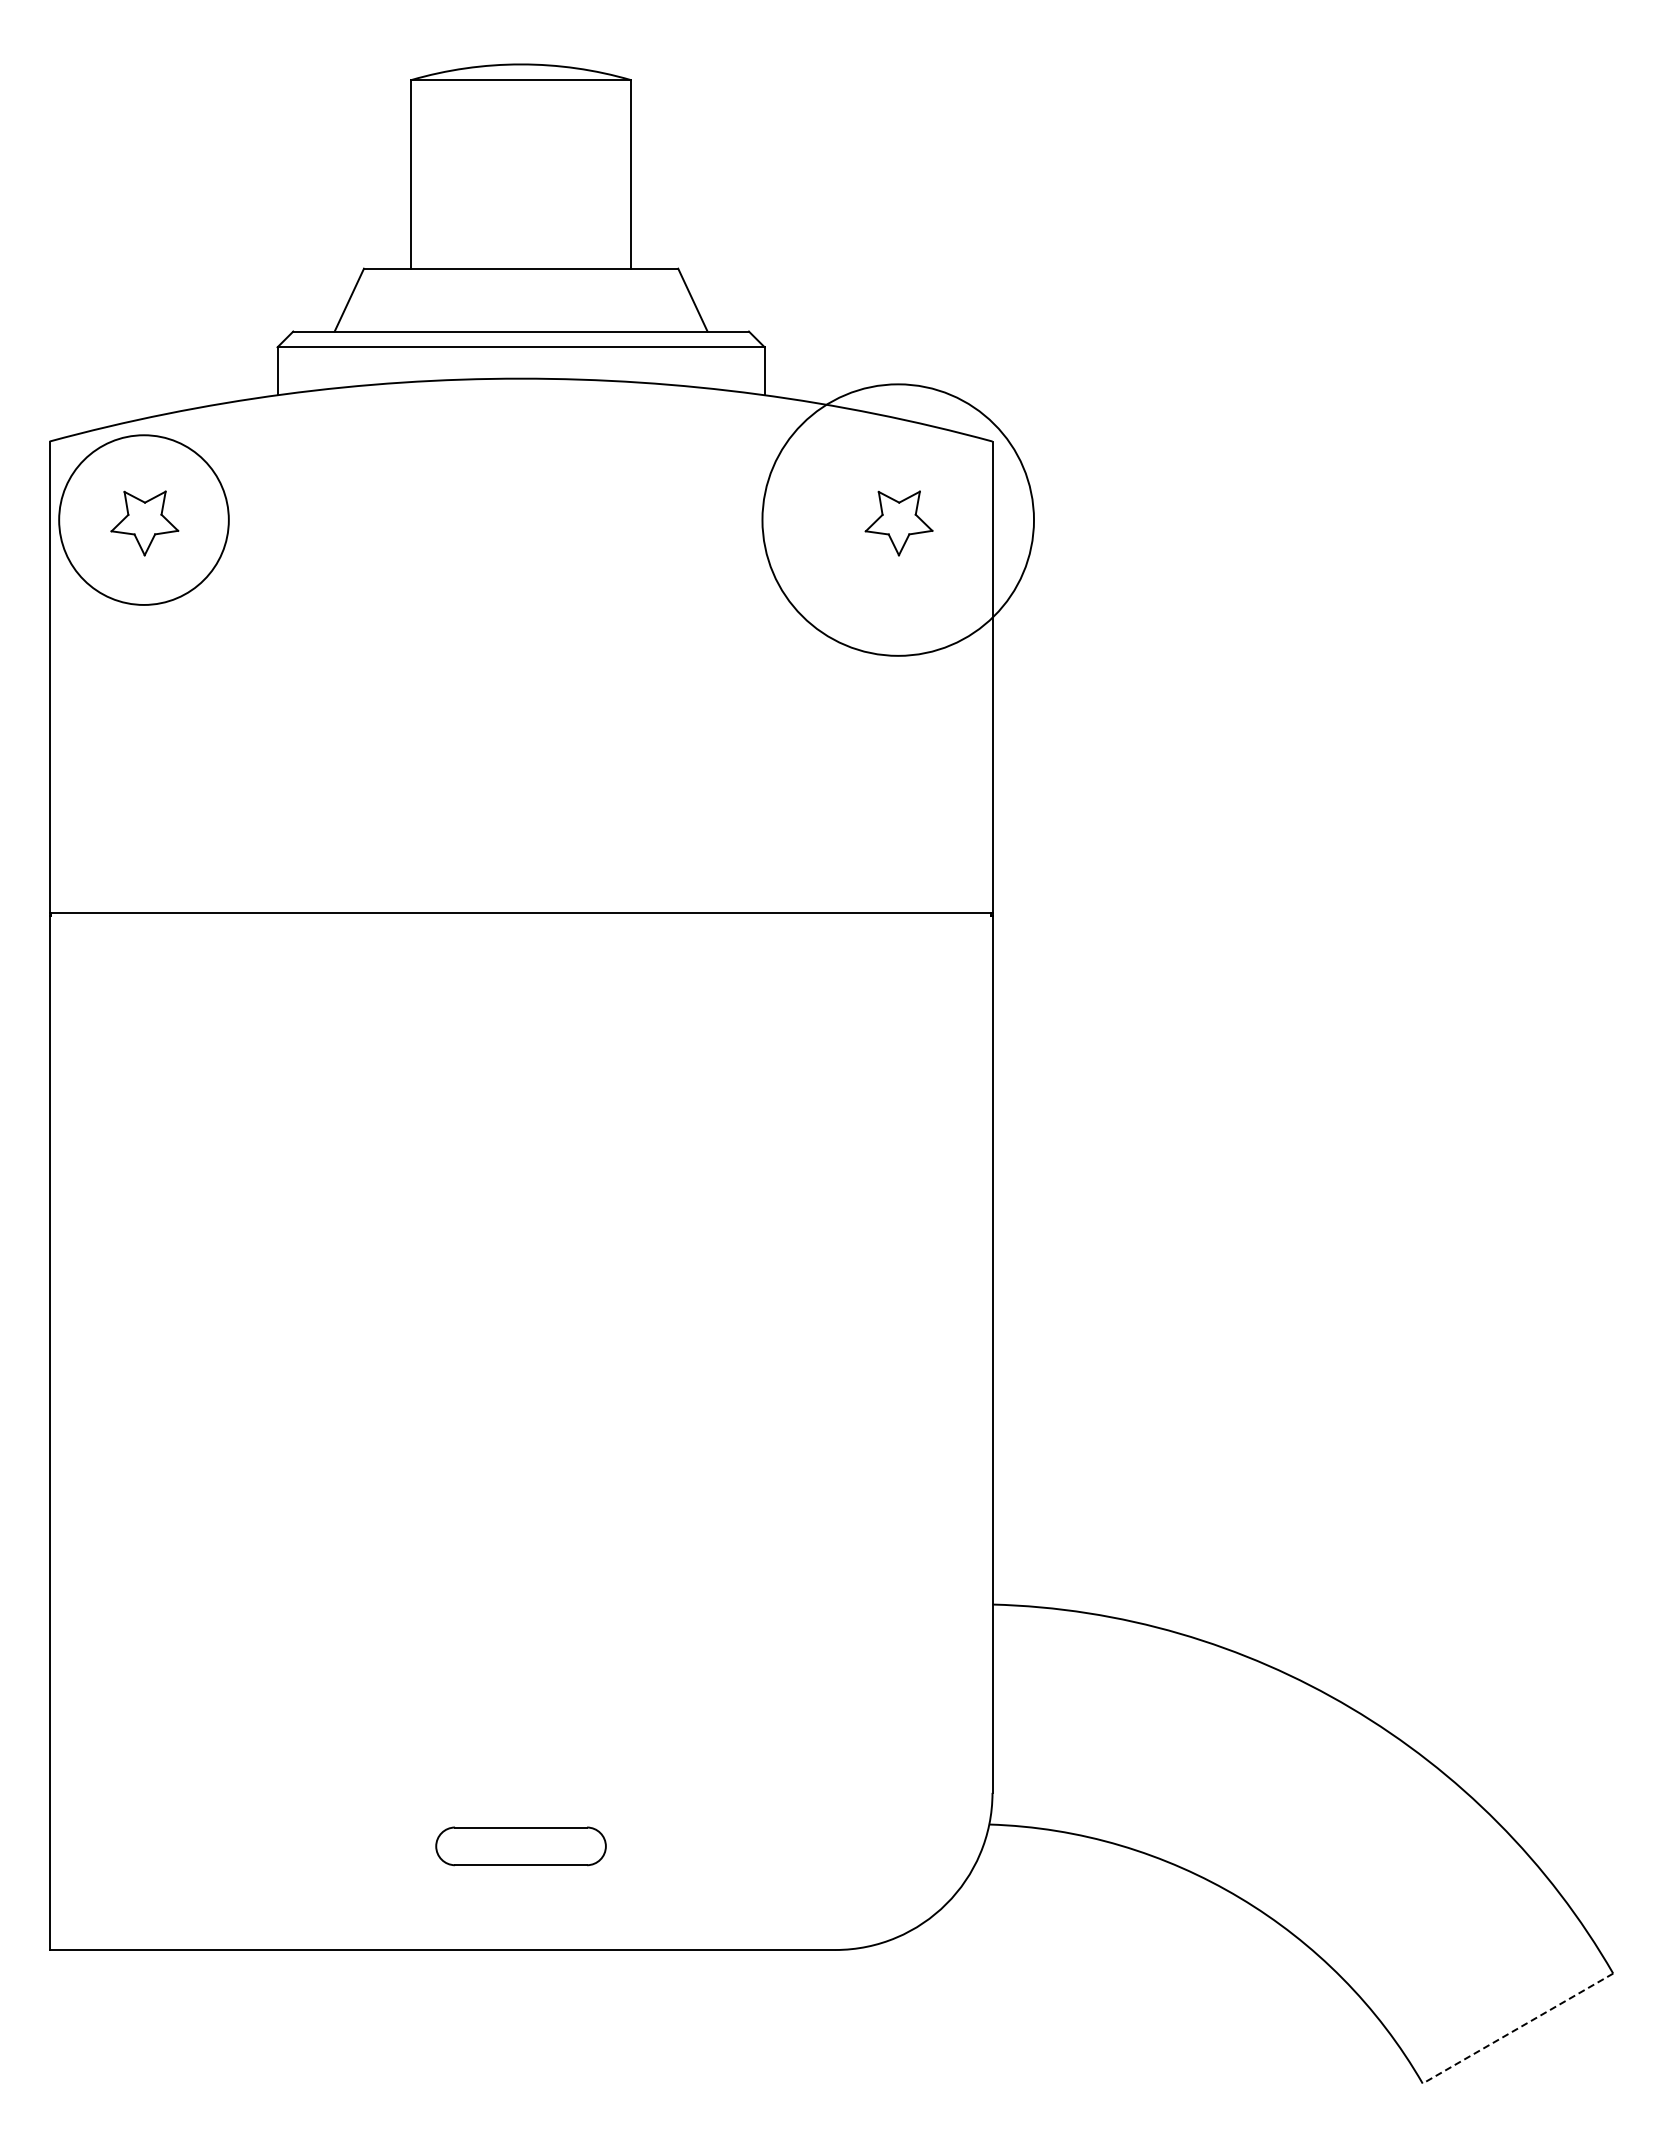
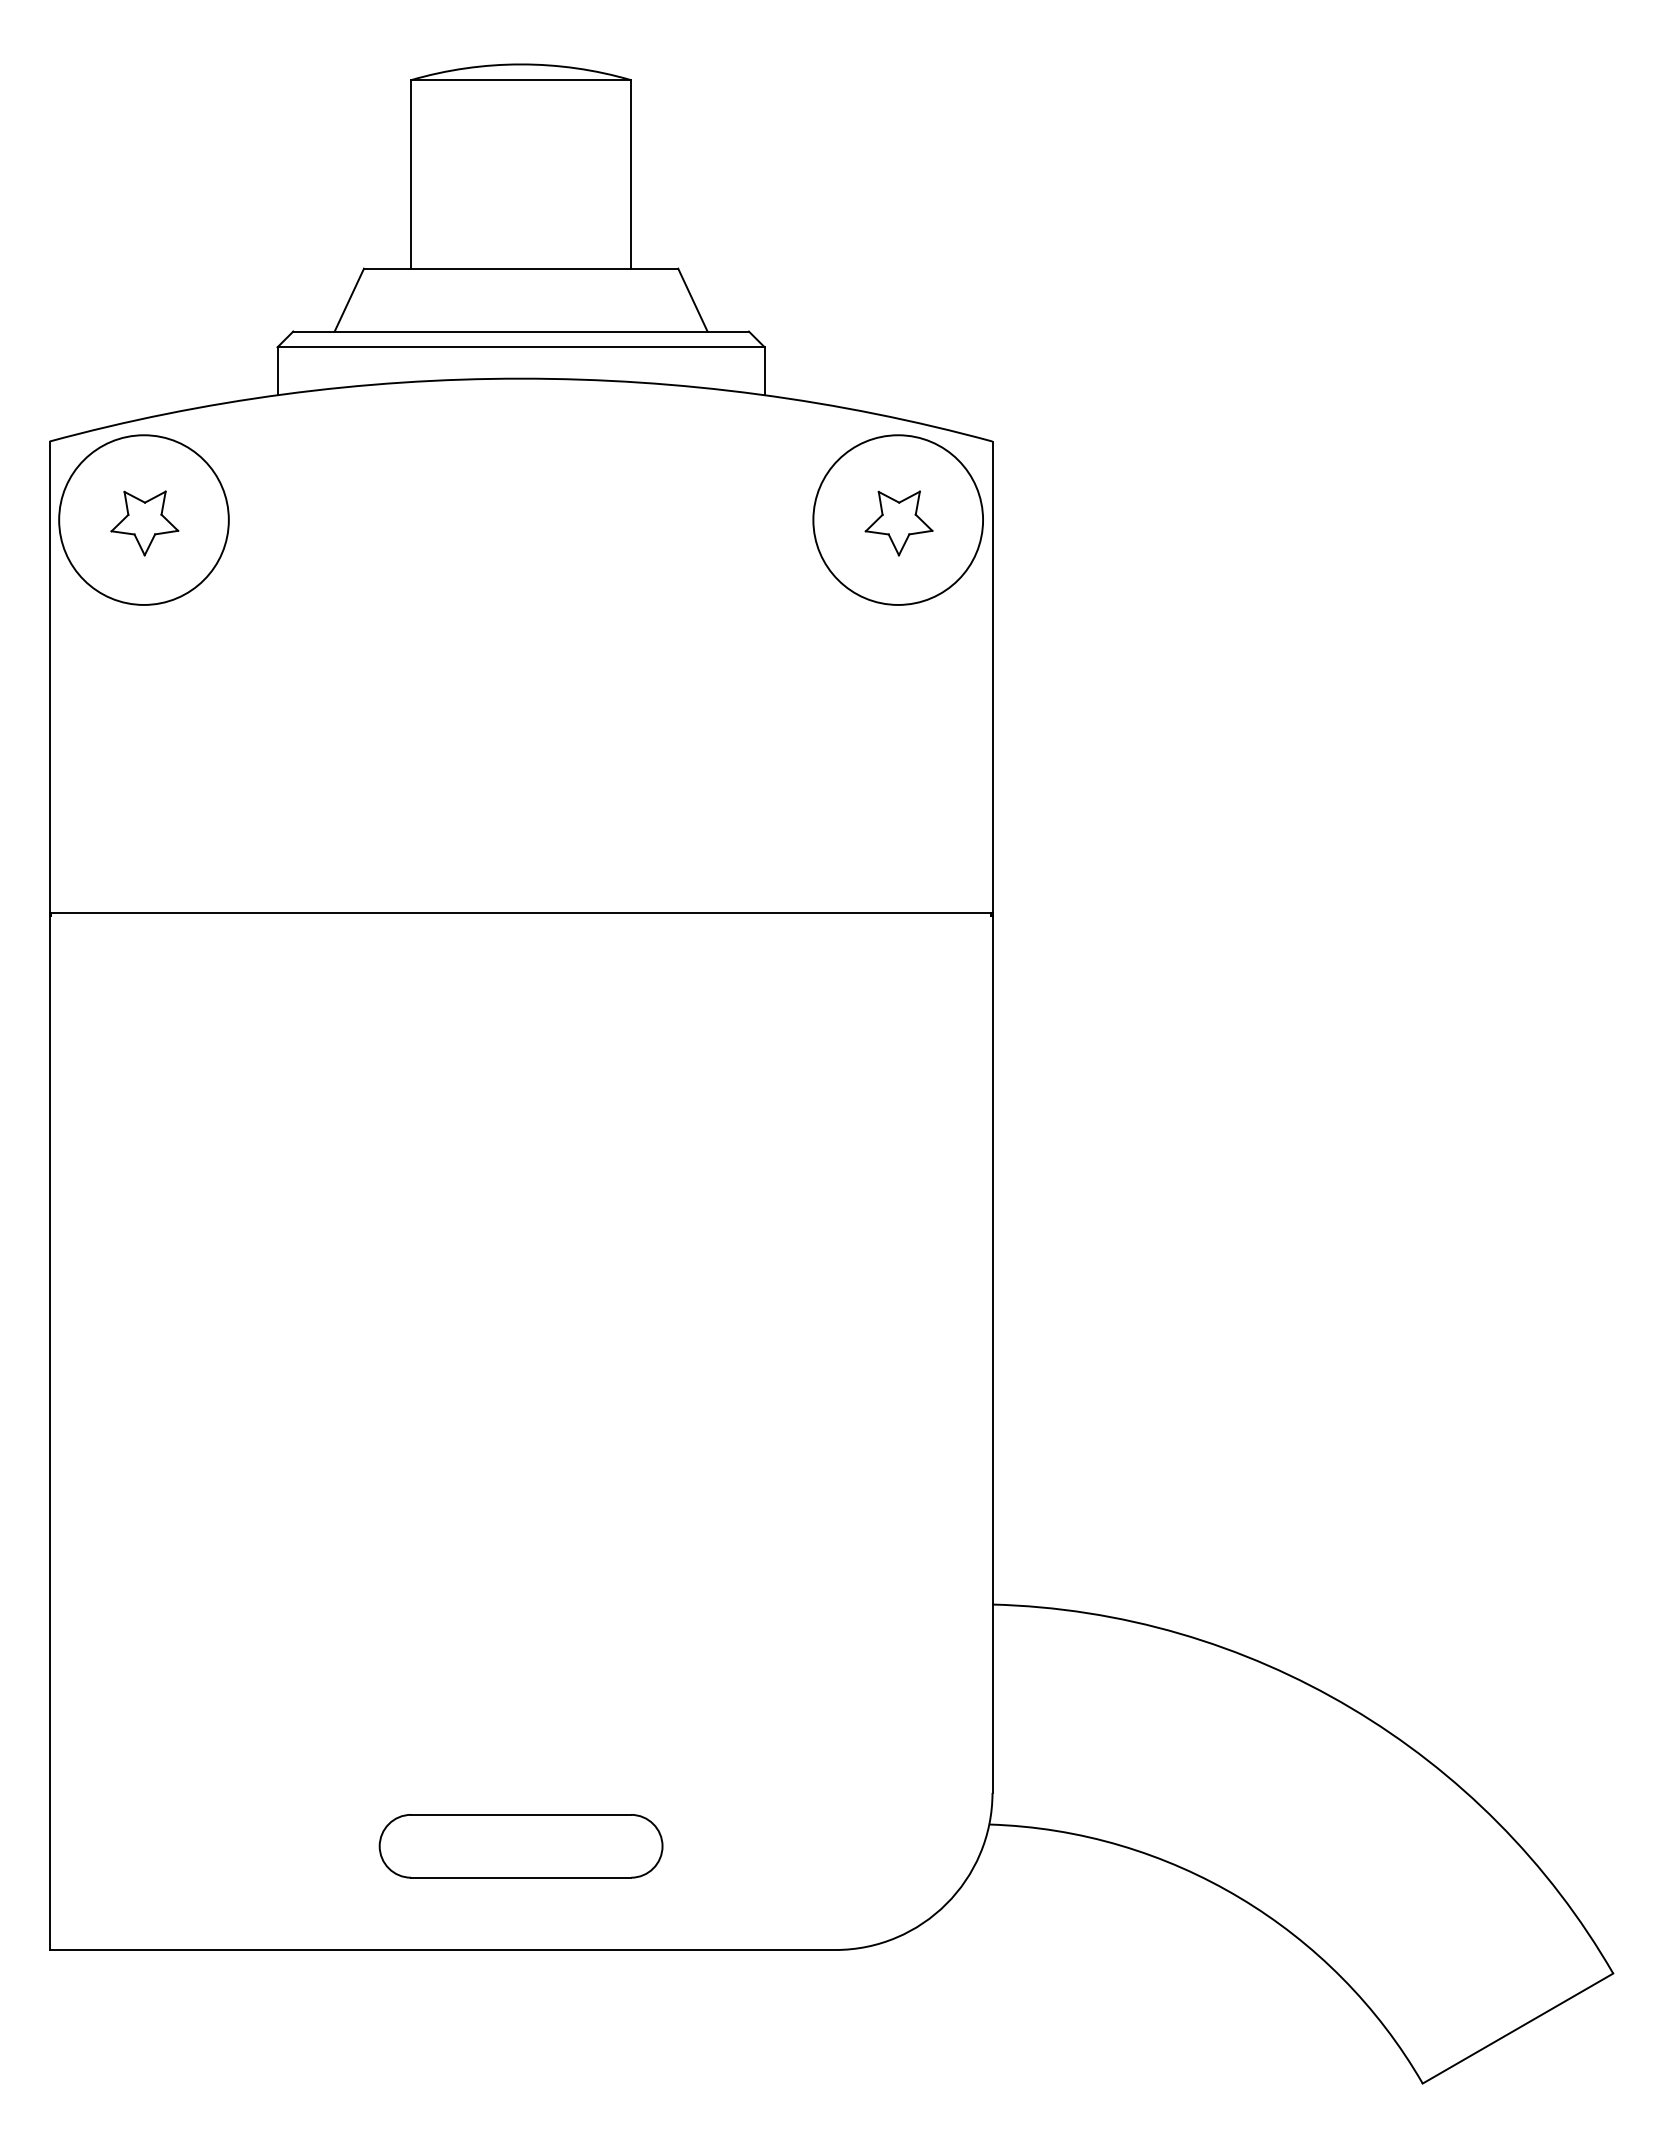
circle diameter: 272 px -> 170 px (898, 519)
part size: 172x41 px -> 286x65 px (520, 1846)
line: dashed -> solid (1517, 2028)
